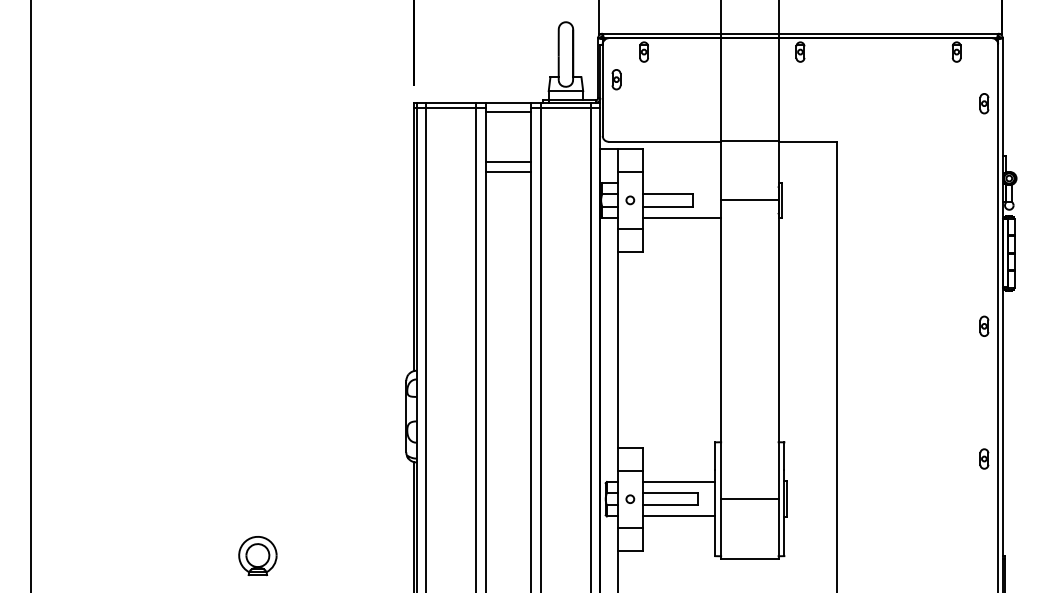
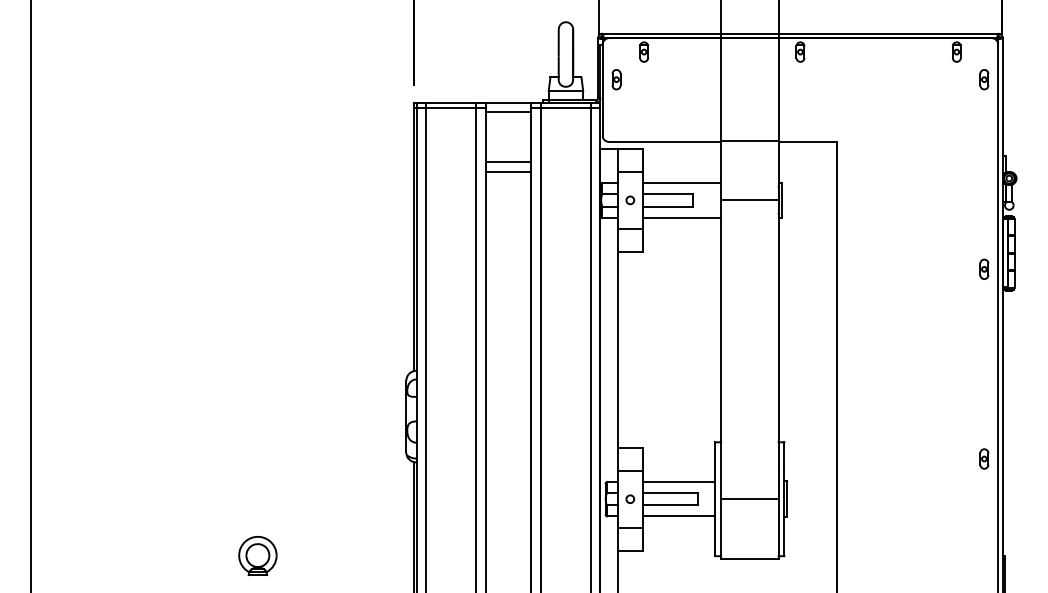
part position: (984, 103) -> (984, 79) (984, 79)
line: none -> present (681, 183)
part position: (984, 325) -> (984, 268) (984, 268)
